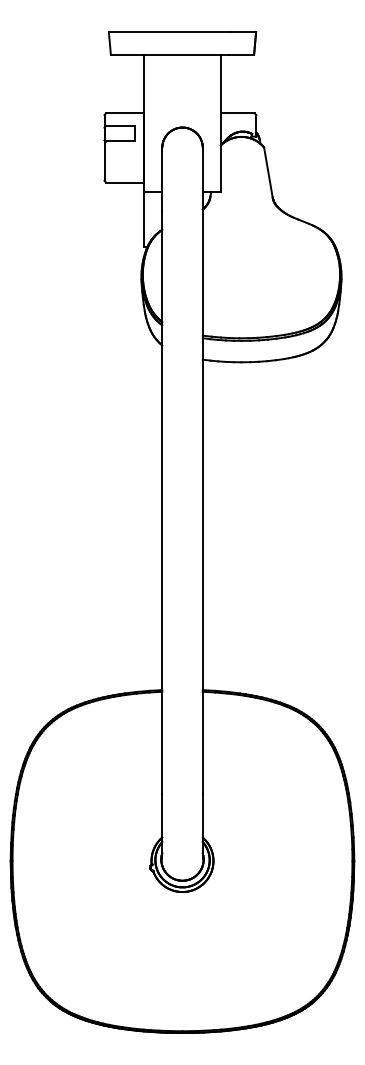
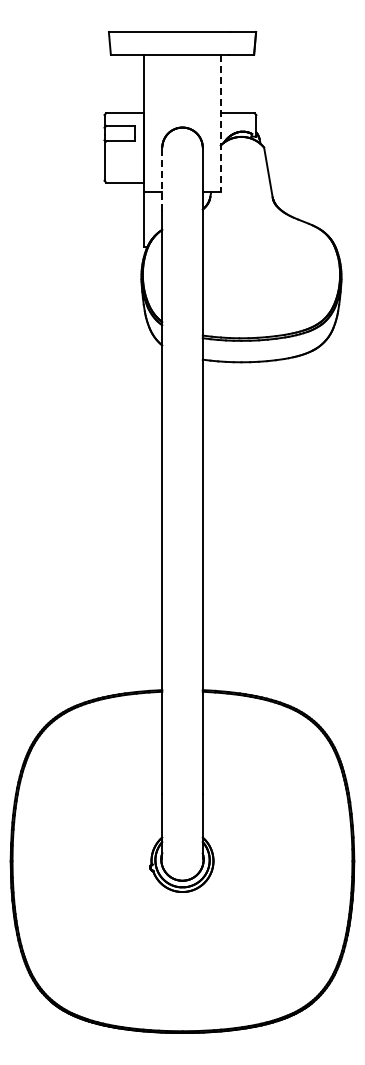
line: solid -> dashed (220, 124)
line: solid -> dashed (162, 179)
